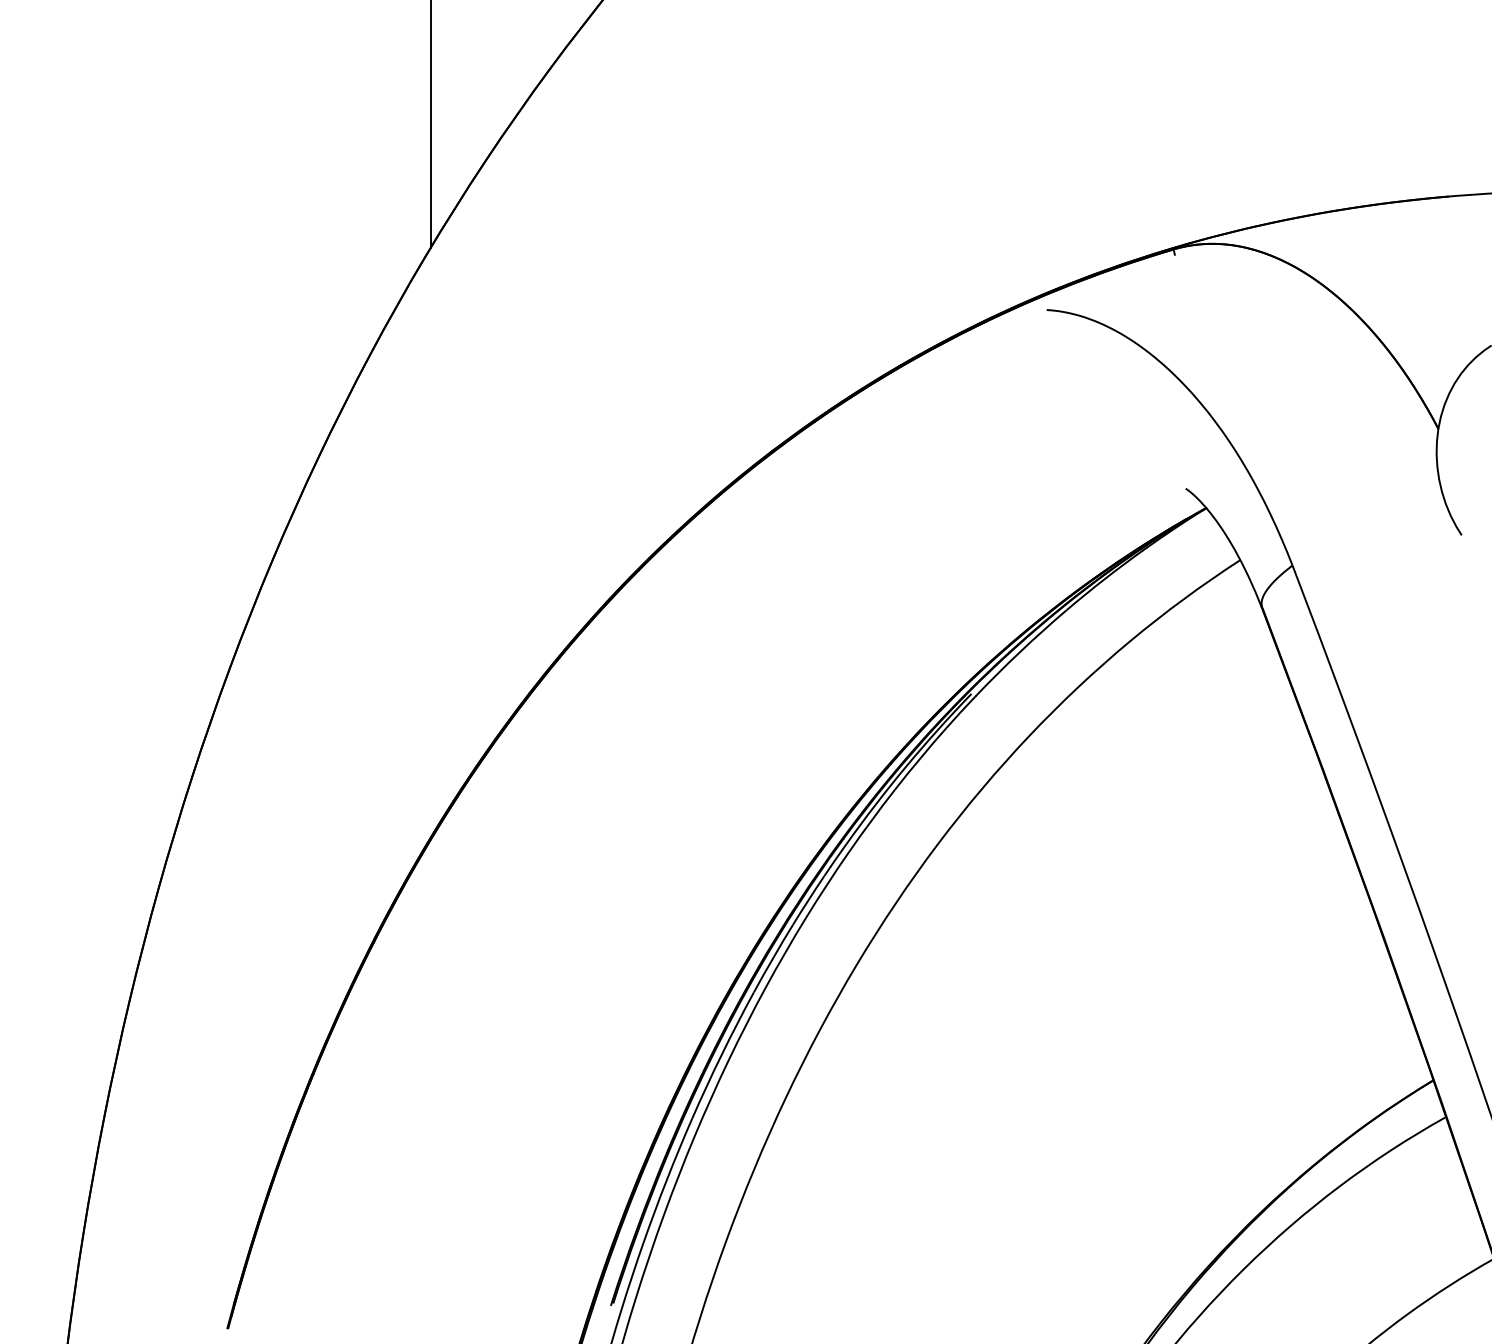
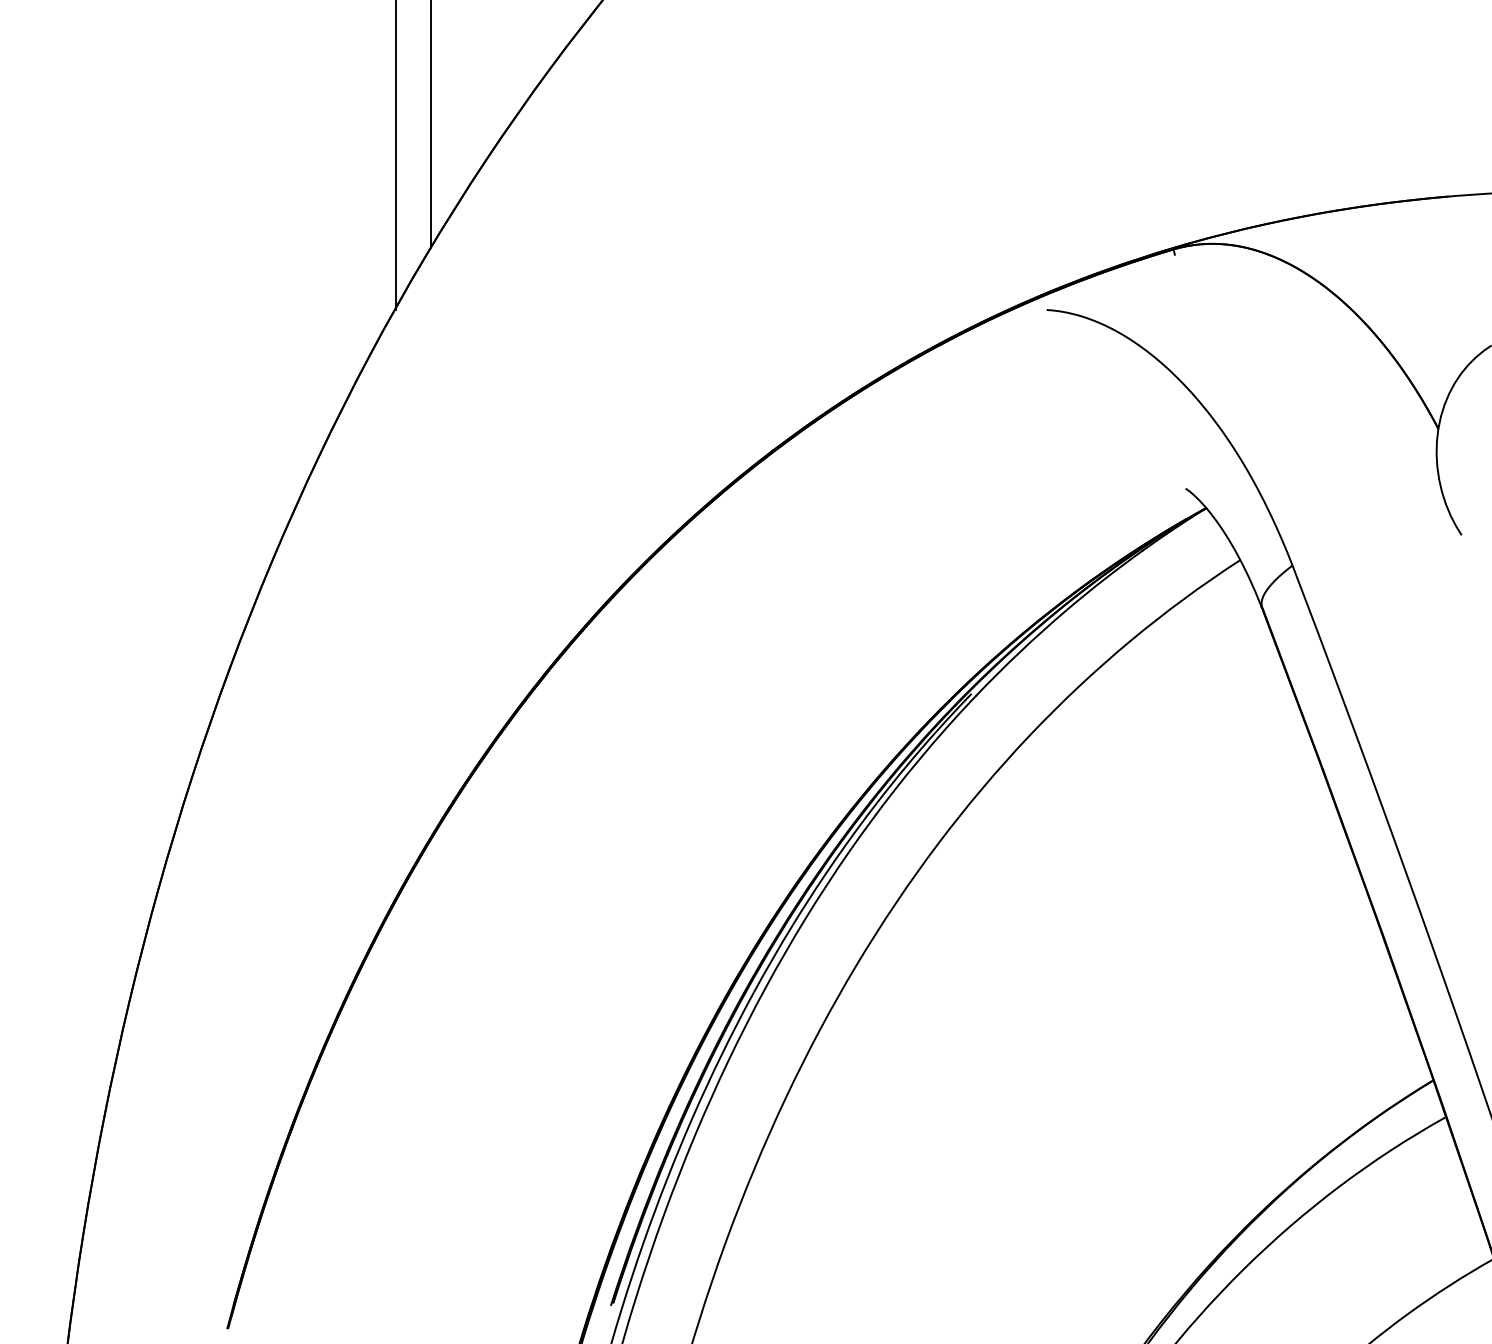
line: none -> present (395, 155)
